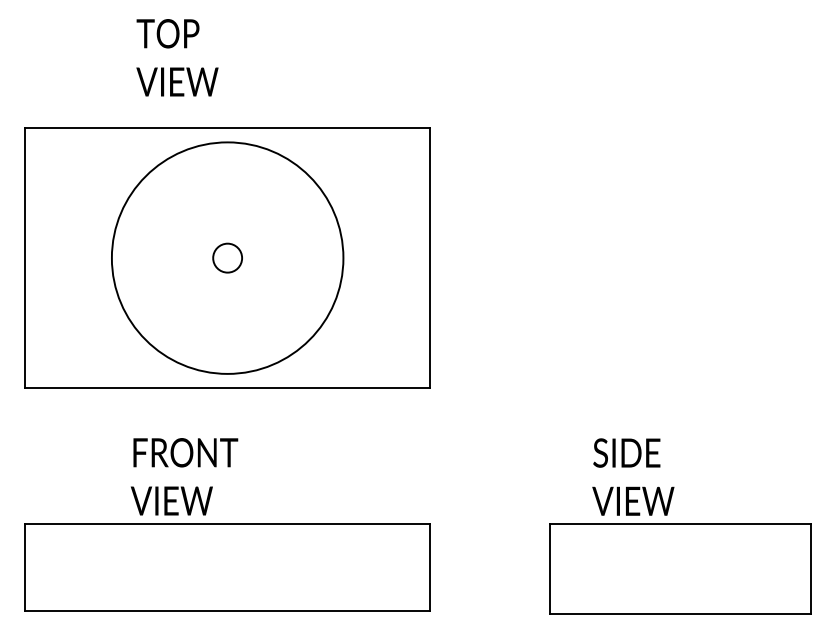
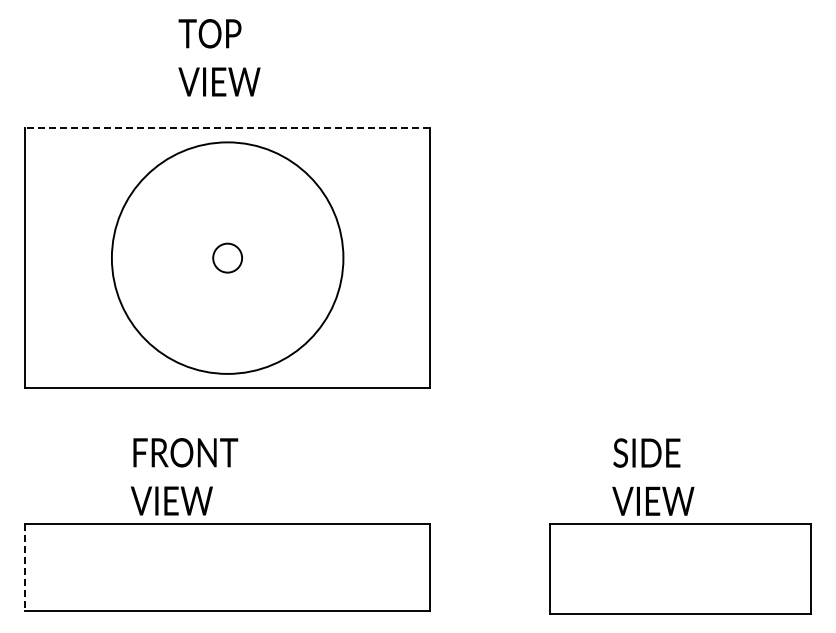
text position: (177, 57) -> (219, 57) (219, 57)
line: solid -> dashed (227, 127)
text position: (633, 476) -> (653, 476) (653, 476)
line: solid -> dashed (25, 568)
